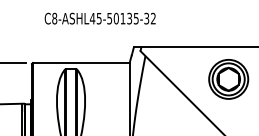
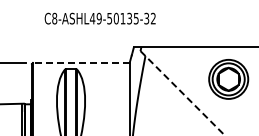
text: C8-ASHL45-50135-32 -> C8-ASHL49-50135-32 (98, 17)
line: solid -> dashed (80, 63)
line: solid -> dashed (182, 93)
